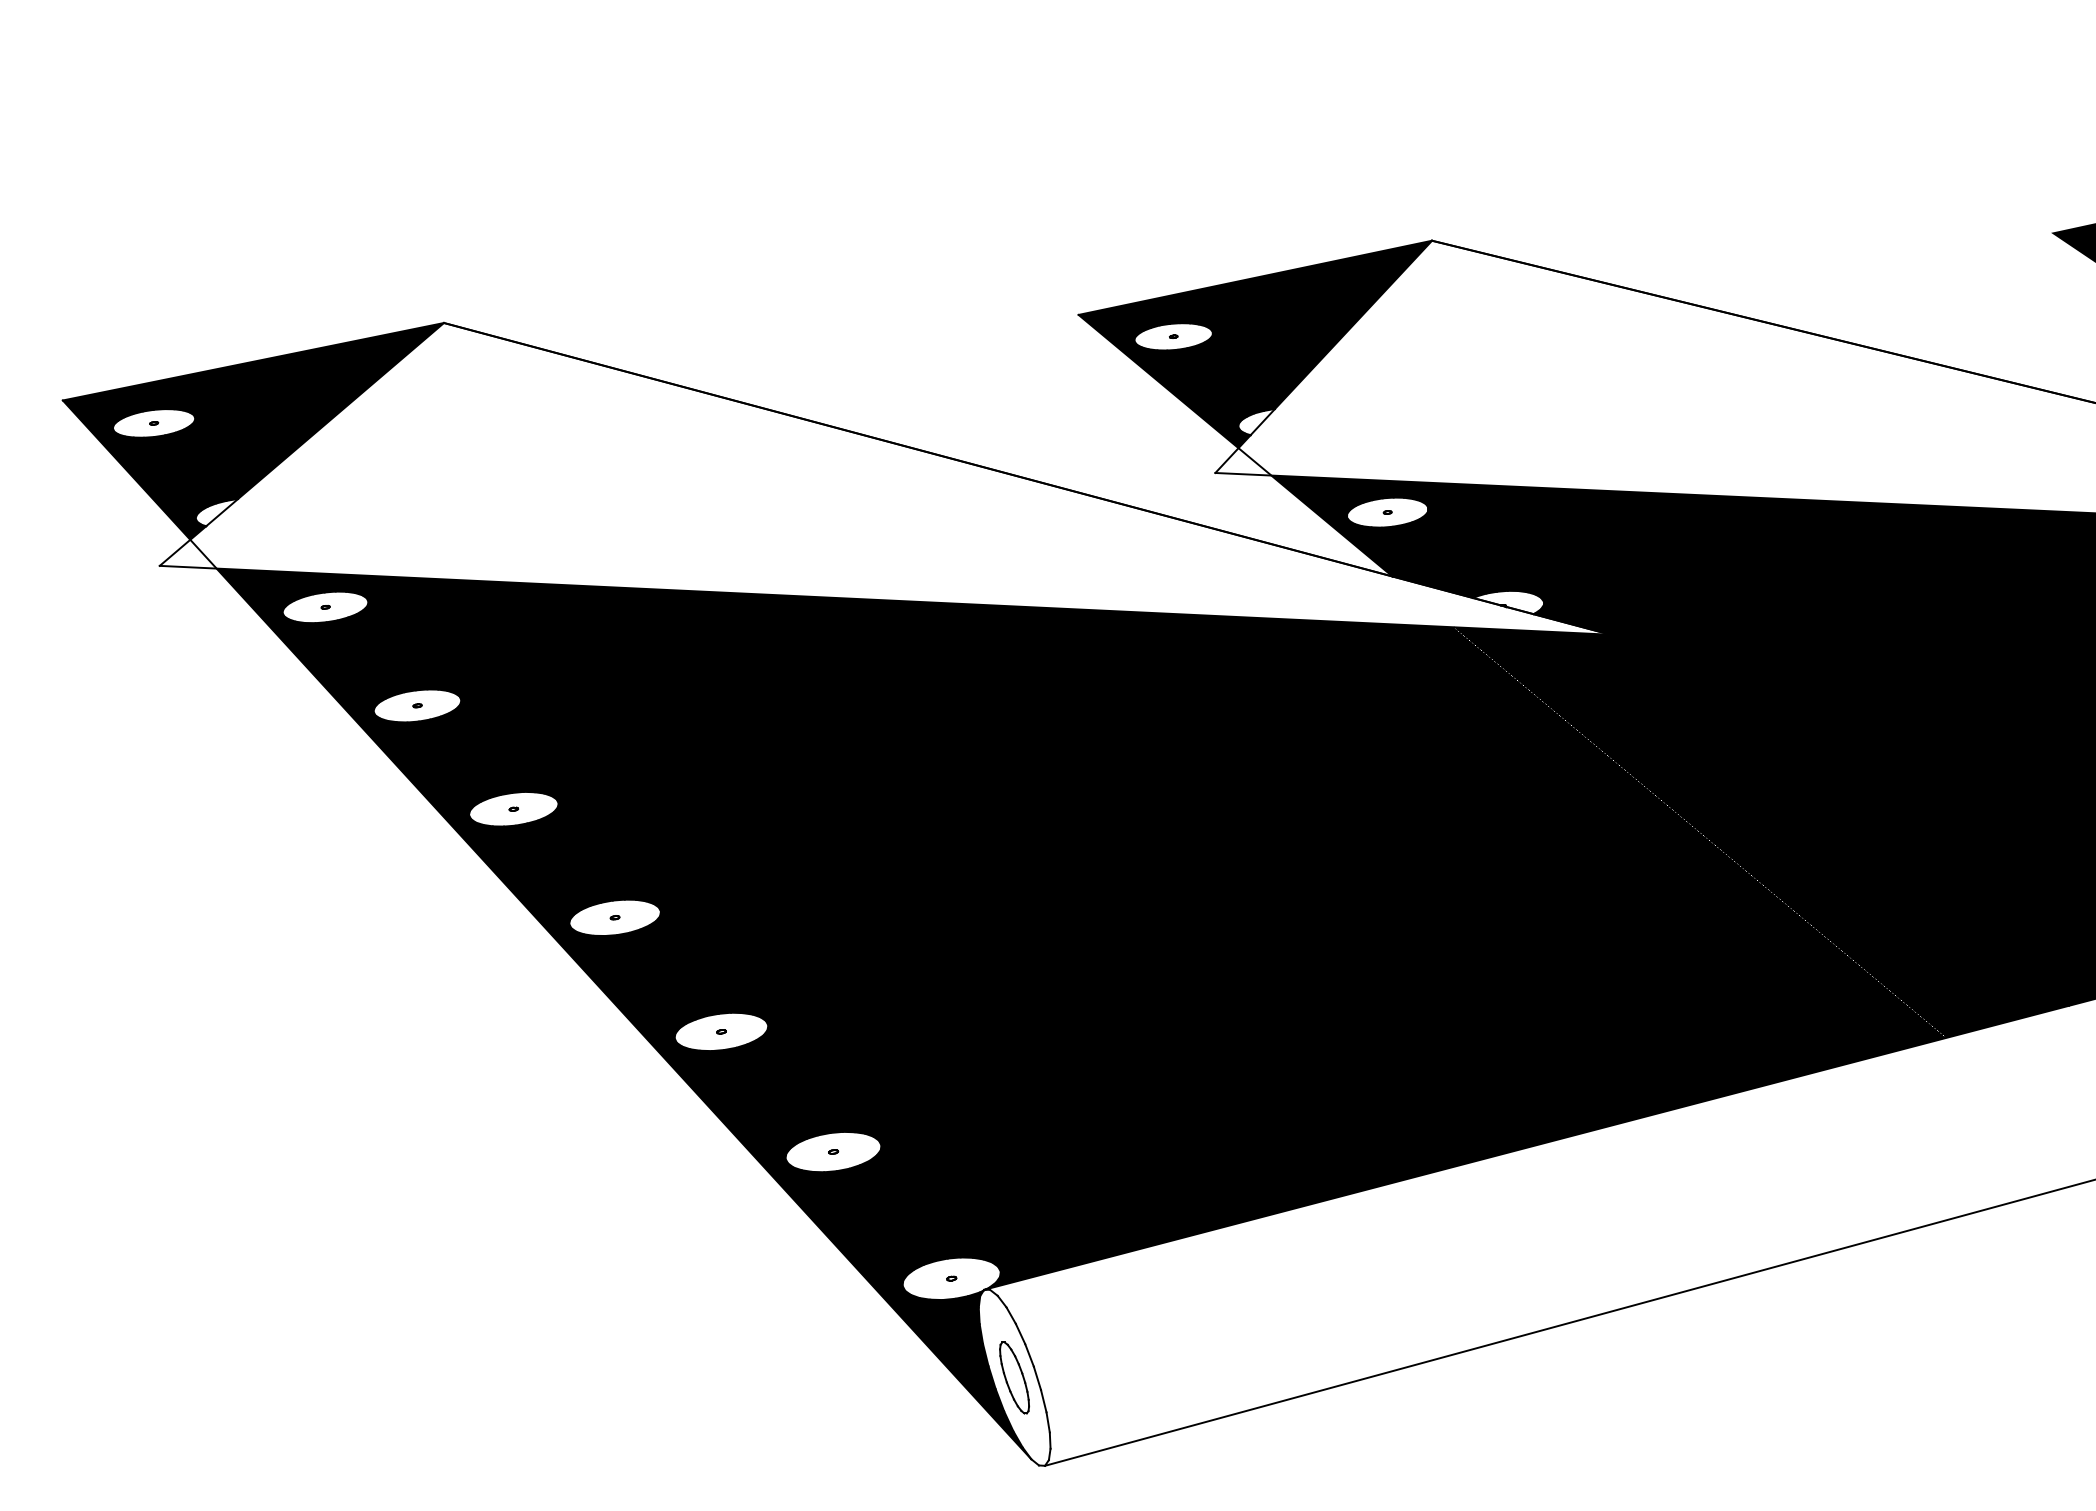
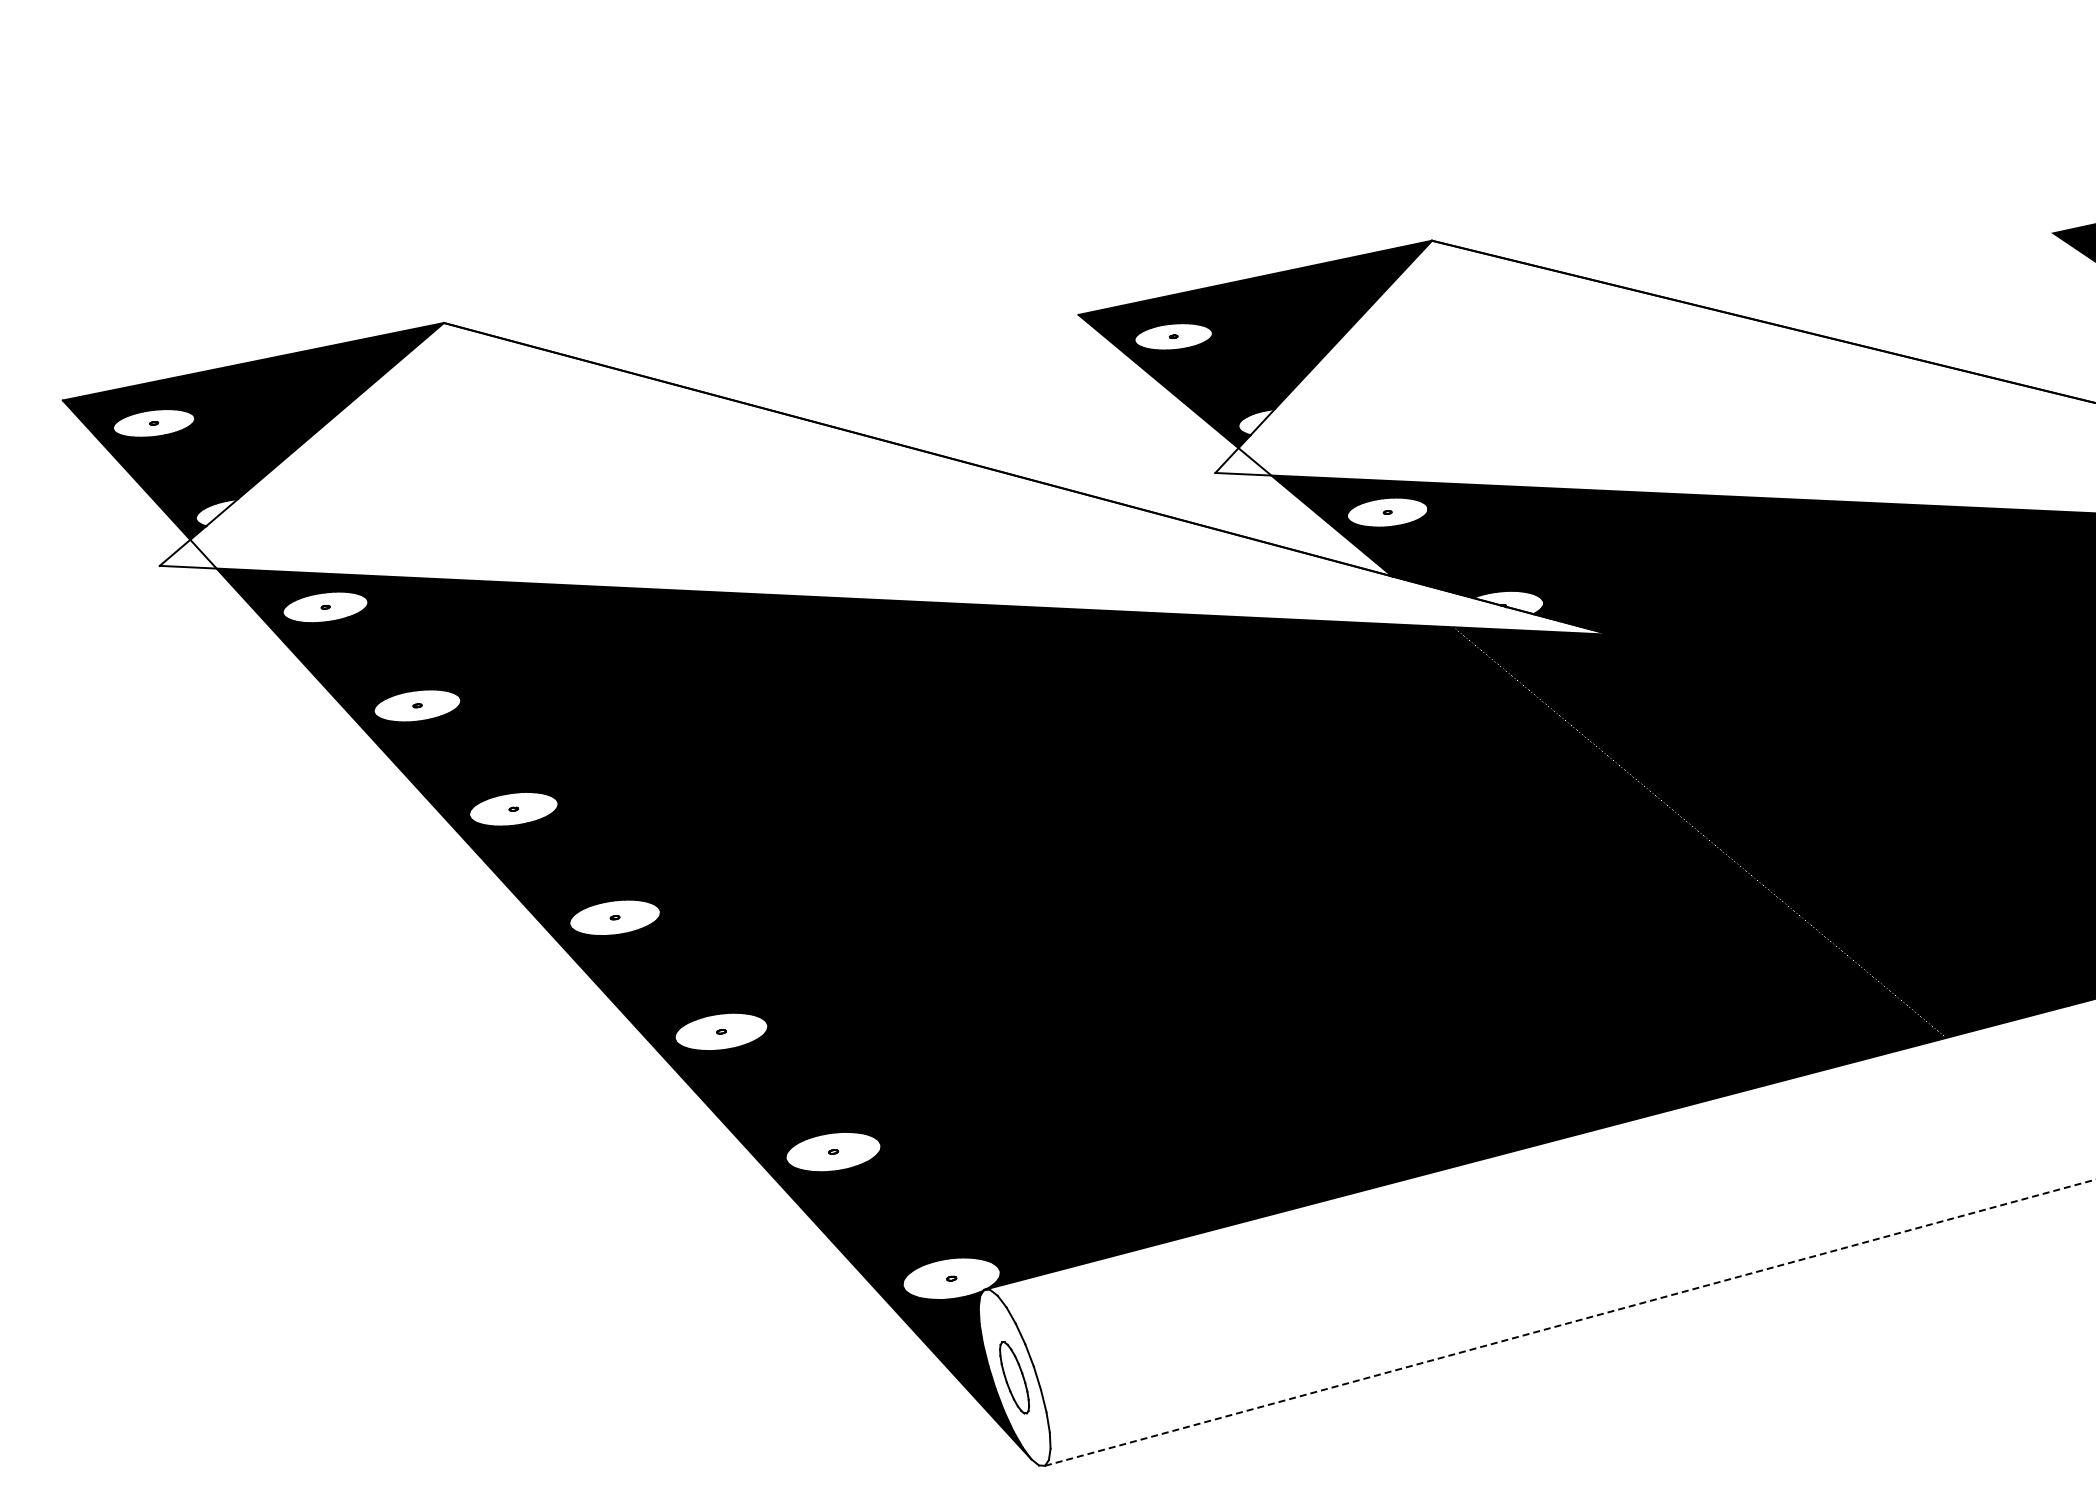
line: solid -> dashed (1570, 1322)
